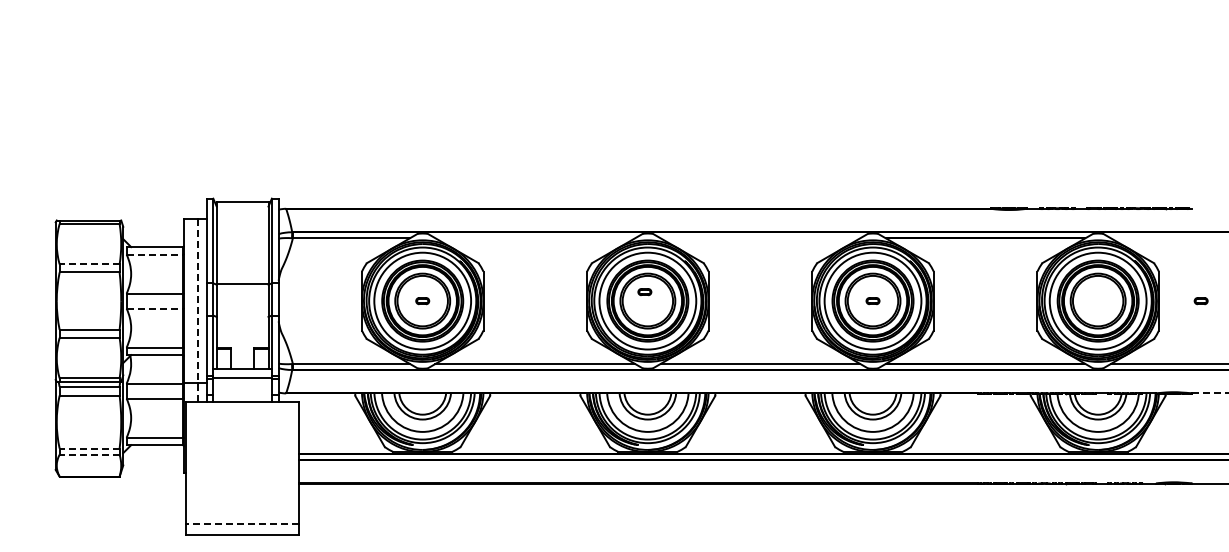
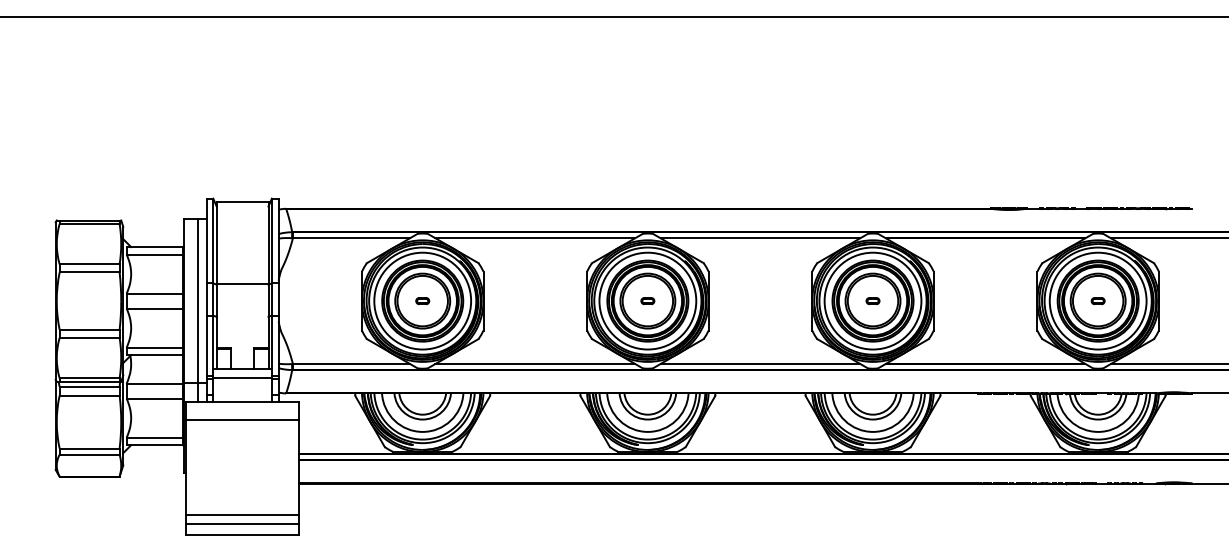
line: none -> present (613, 16)
line: none -> present (535, 238)
line: none -> present (760, 238)
line: none -> present (1167, 238)
line: dashed -> solid (155, 254)
line: dashed -> solid (89, 264)
part position: (644, 292) -> (647, 301) (647, 301)
part position: (1200, 301) -> (1097, 301) (1097, 301)
line: dashed -> solid (155, 308)
line: dashed -> solid (197, 310)
line: dashed -> solid (1210, 393)
line: none -> present (242, 420)
line: dashed -> solid (89, 448)
line: dashed -> solid (89, 454)
line: none -> present (242, 515)
line: dashed -> solid (242, 524)
